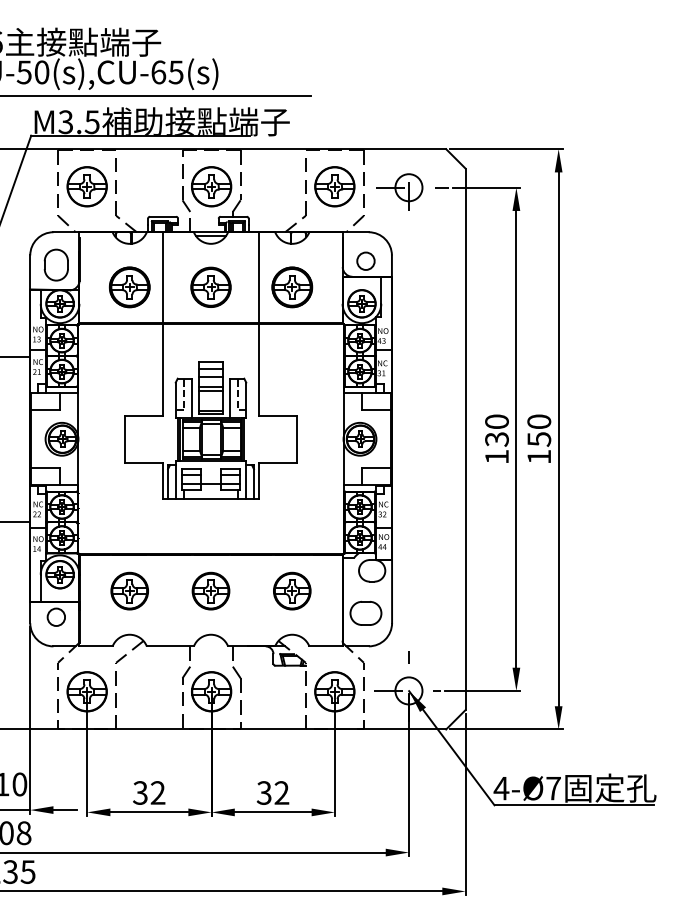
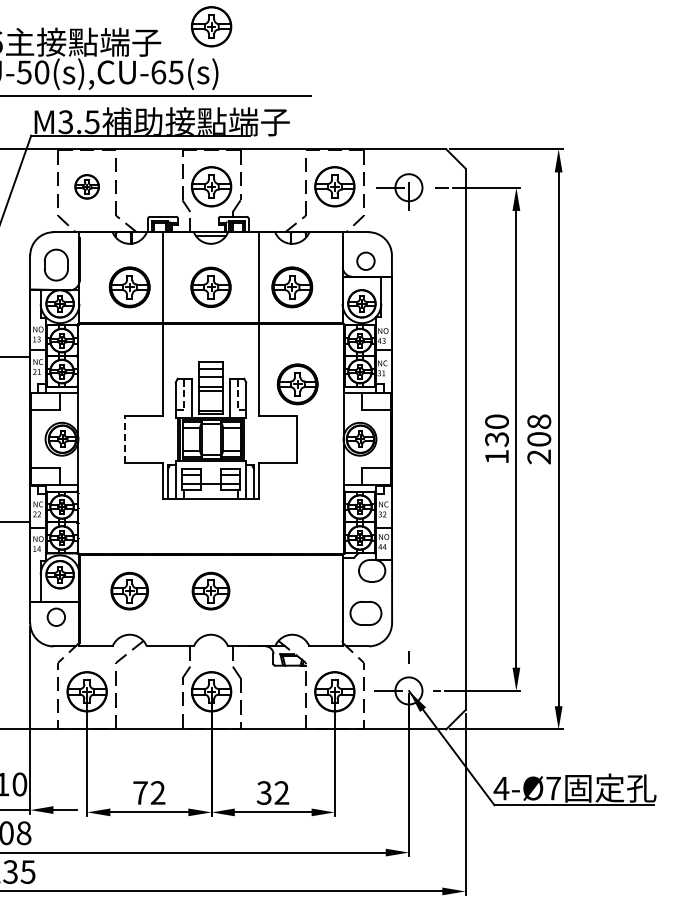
part: none -> present (211, 26)
part size: 42x42 px -> 26x26 px (86, 186)
part: none -> present (297, 384)
line: solid -> dashed (124, 438)
text: 150 -> 208 (539, 439)
part: present -> none (292, 590)
text: 32 -> 72 (140, 792)
